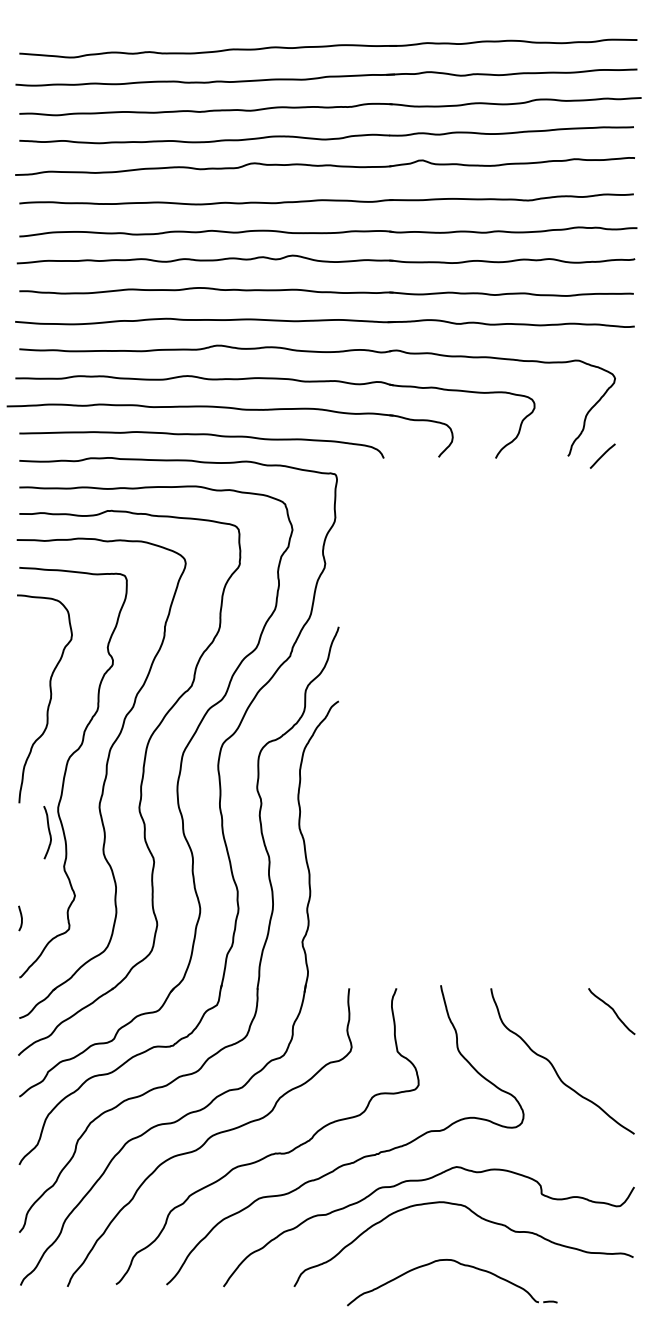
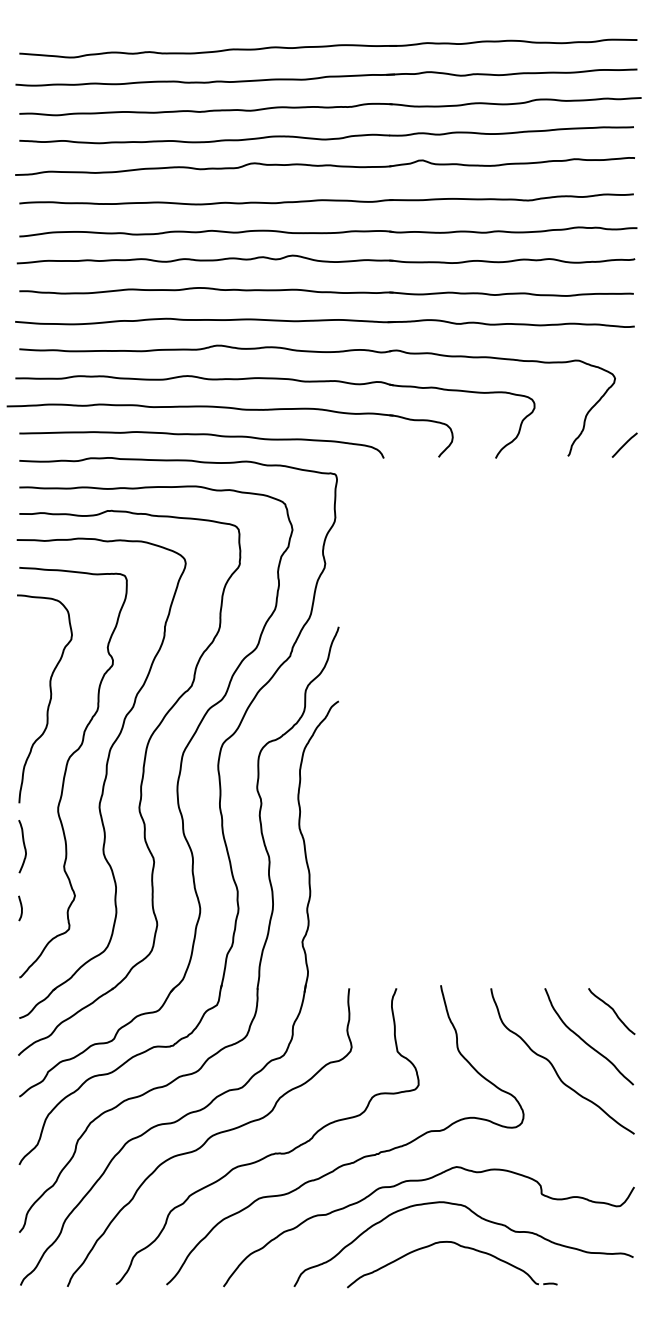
line position: (602, 455) -> (624, 444) (624, 444)
curve position: (48, 832) -> (23, 846) (23, 846)
curve position: (20, 917) -> (20, 907) (20, 907)
curve: none -> present (584, 1040)
part position: (461, 1265) -> (461, 1247) (461, 1247)
